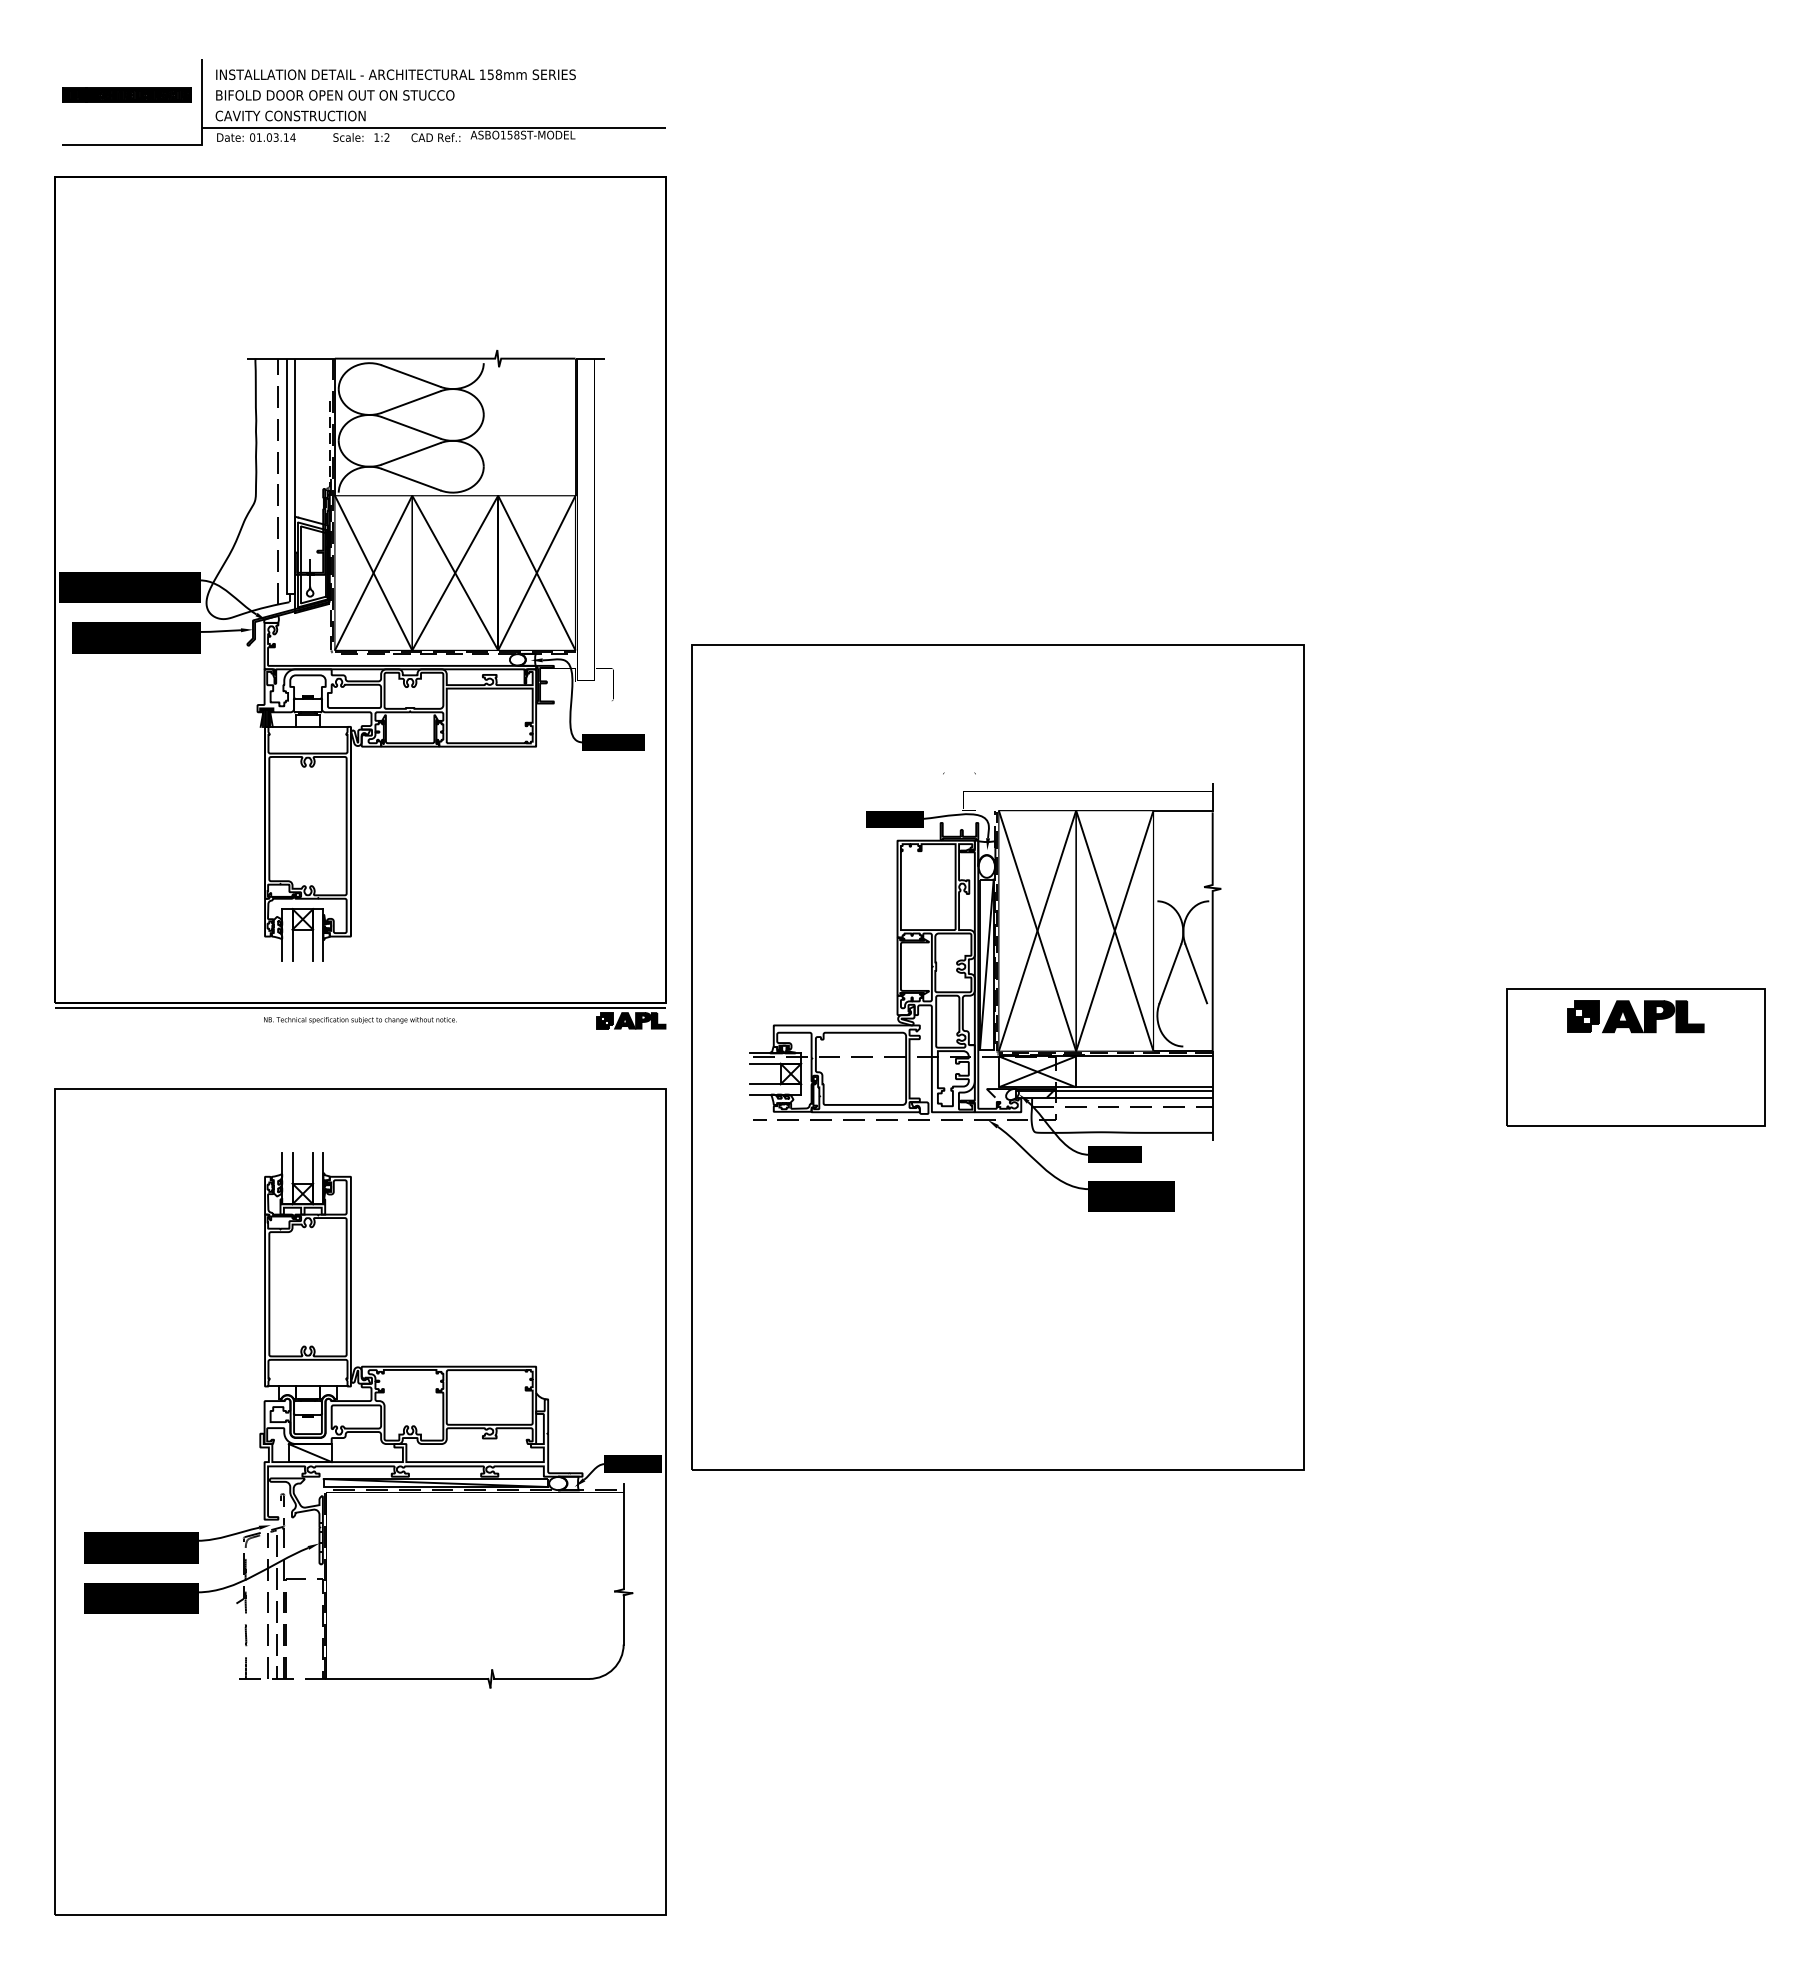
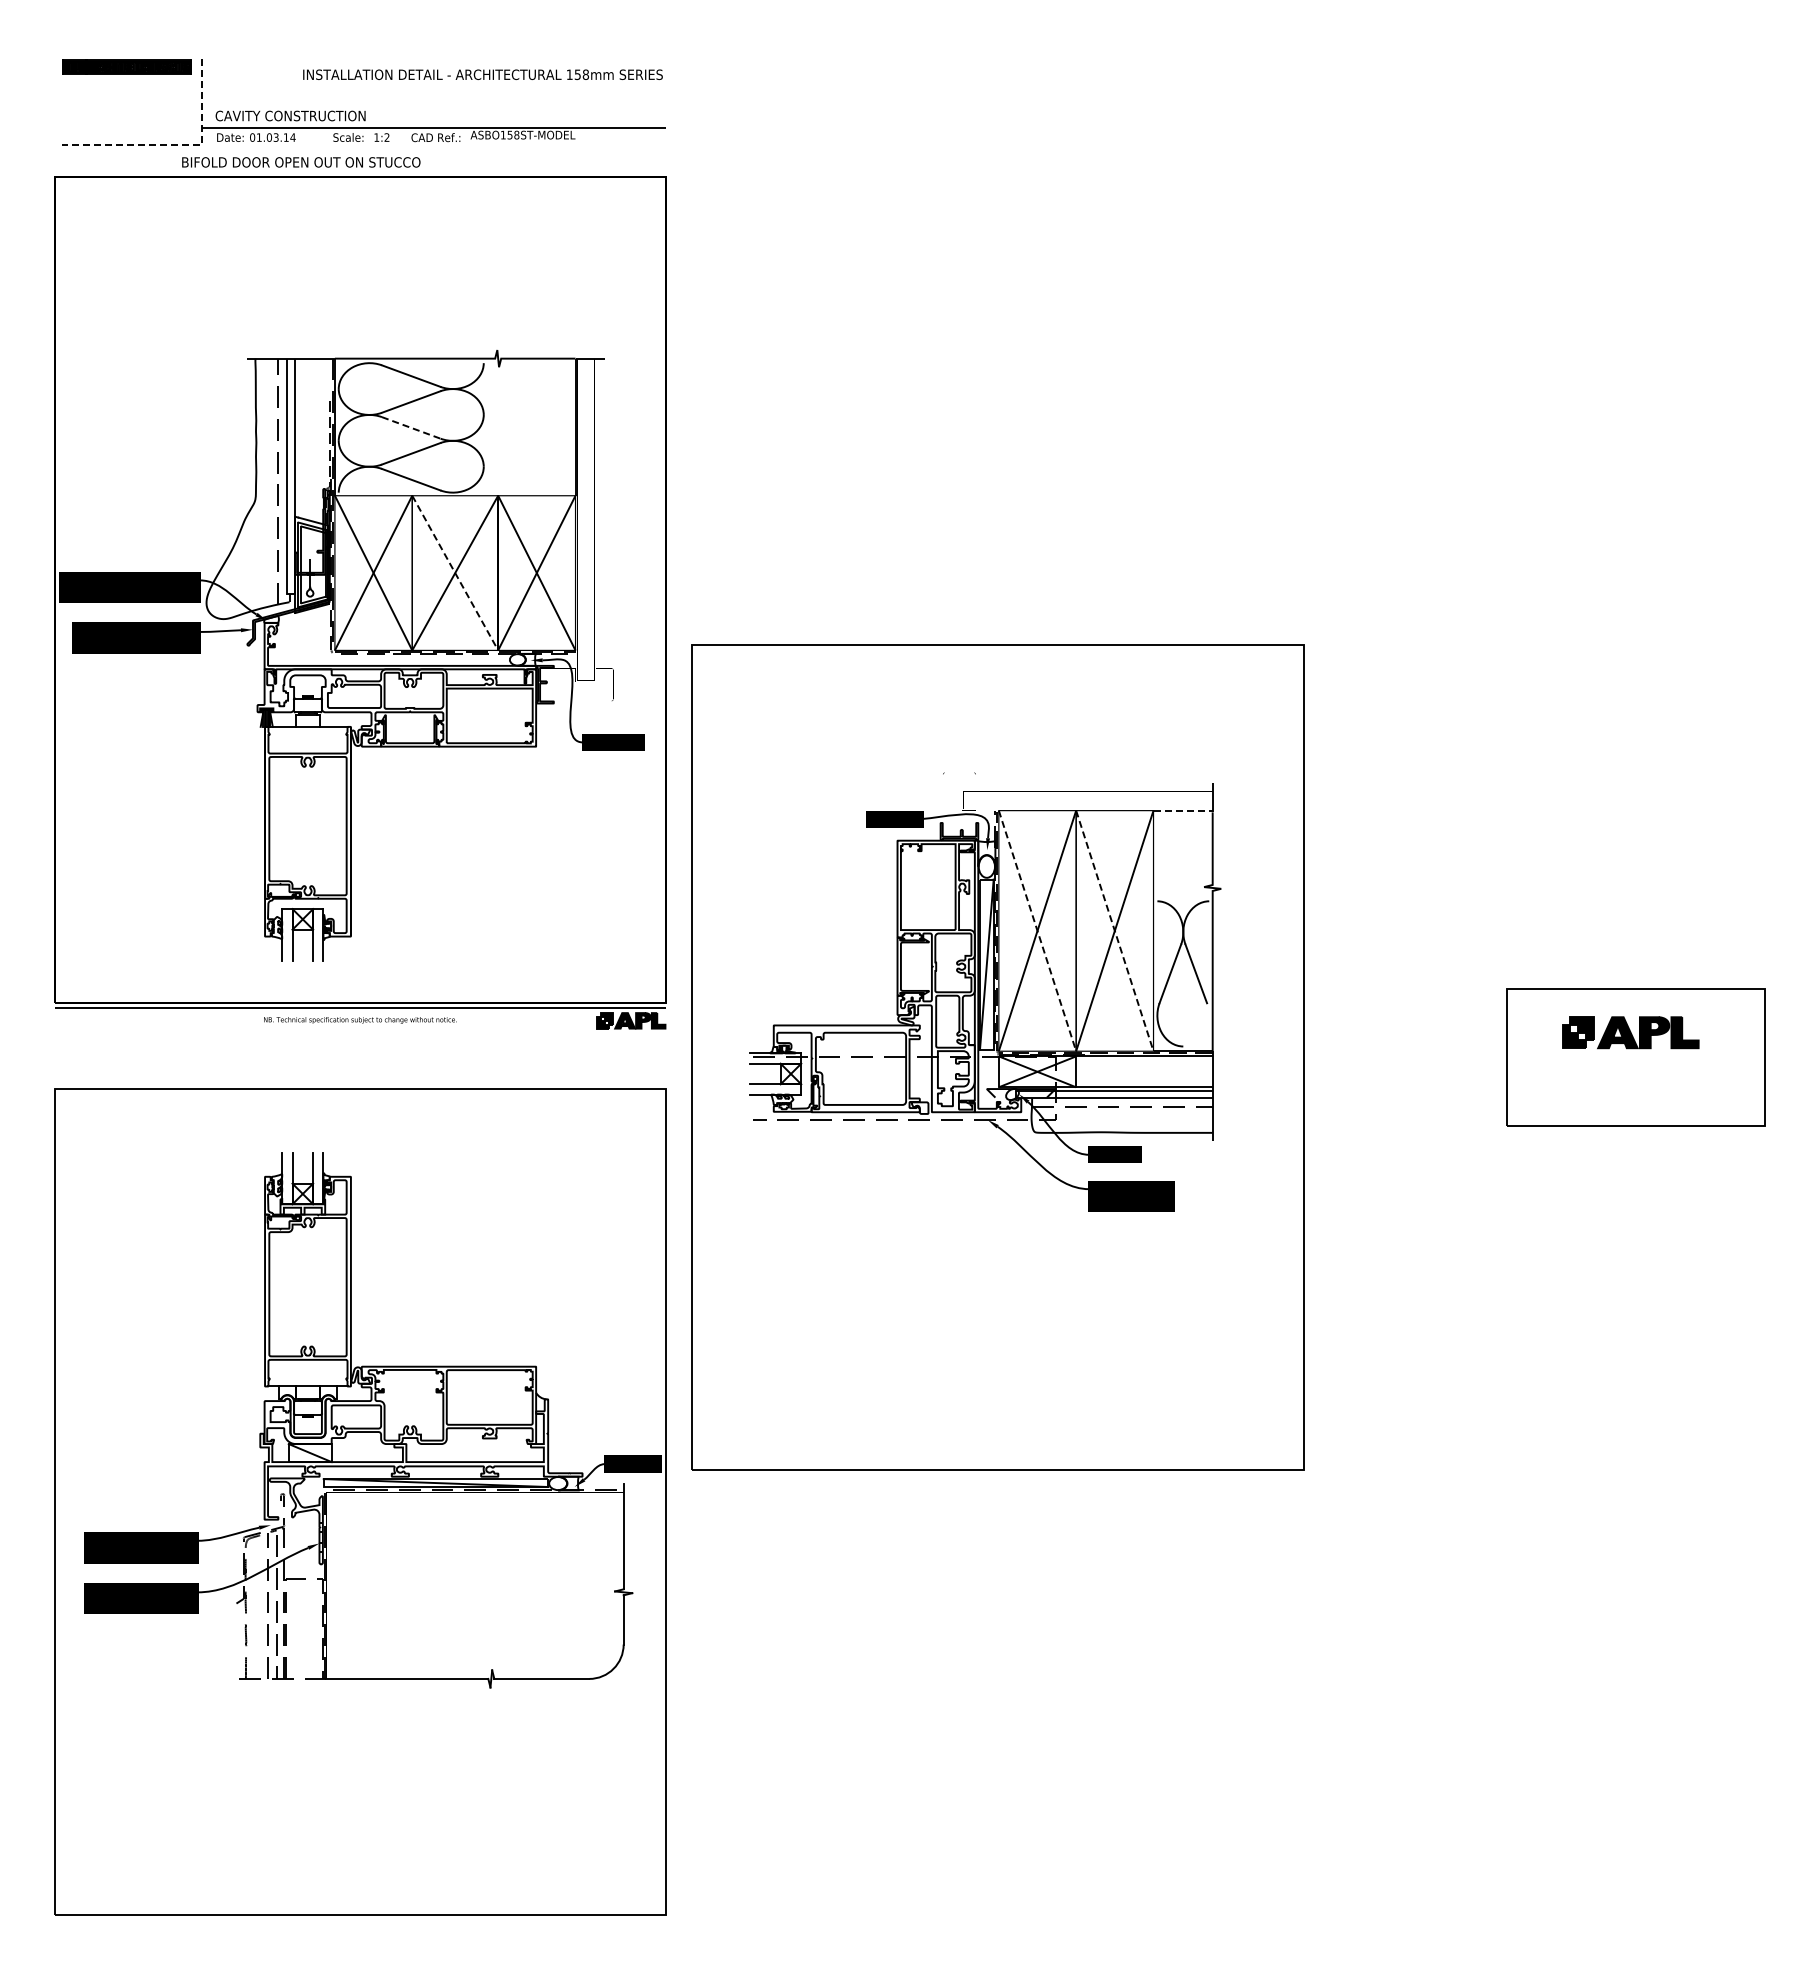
text position: (395, 74) -> (482, 74) (482, 74)
part position: (126, 94) -> (126, 66) (126, 66)
text position: (335, 95) -> (301, 162) (301, 162)
line: solid -> dashed (175, 145)
line: solid -> dashed (411, 428)
line: solid -> dashed (455, 573)
line: solid -> dashed (1183, 810)
line: solid -> dashed (1037, 931)
line: solid -> dashed (1115, 931)
part position: (1635, 1016) -> (1630, 1032) (1630, 1032)
